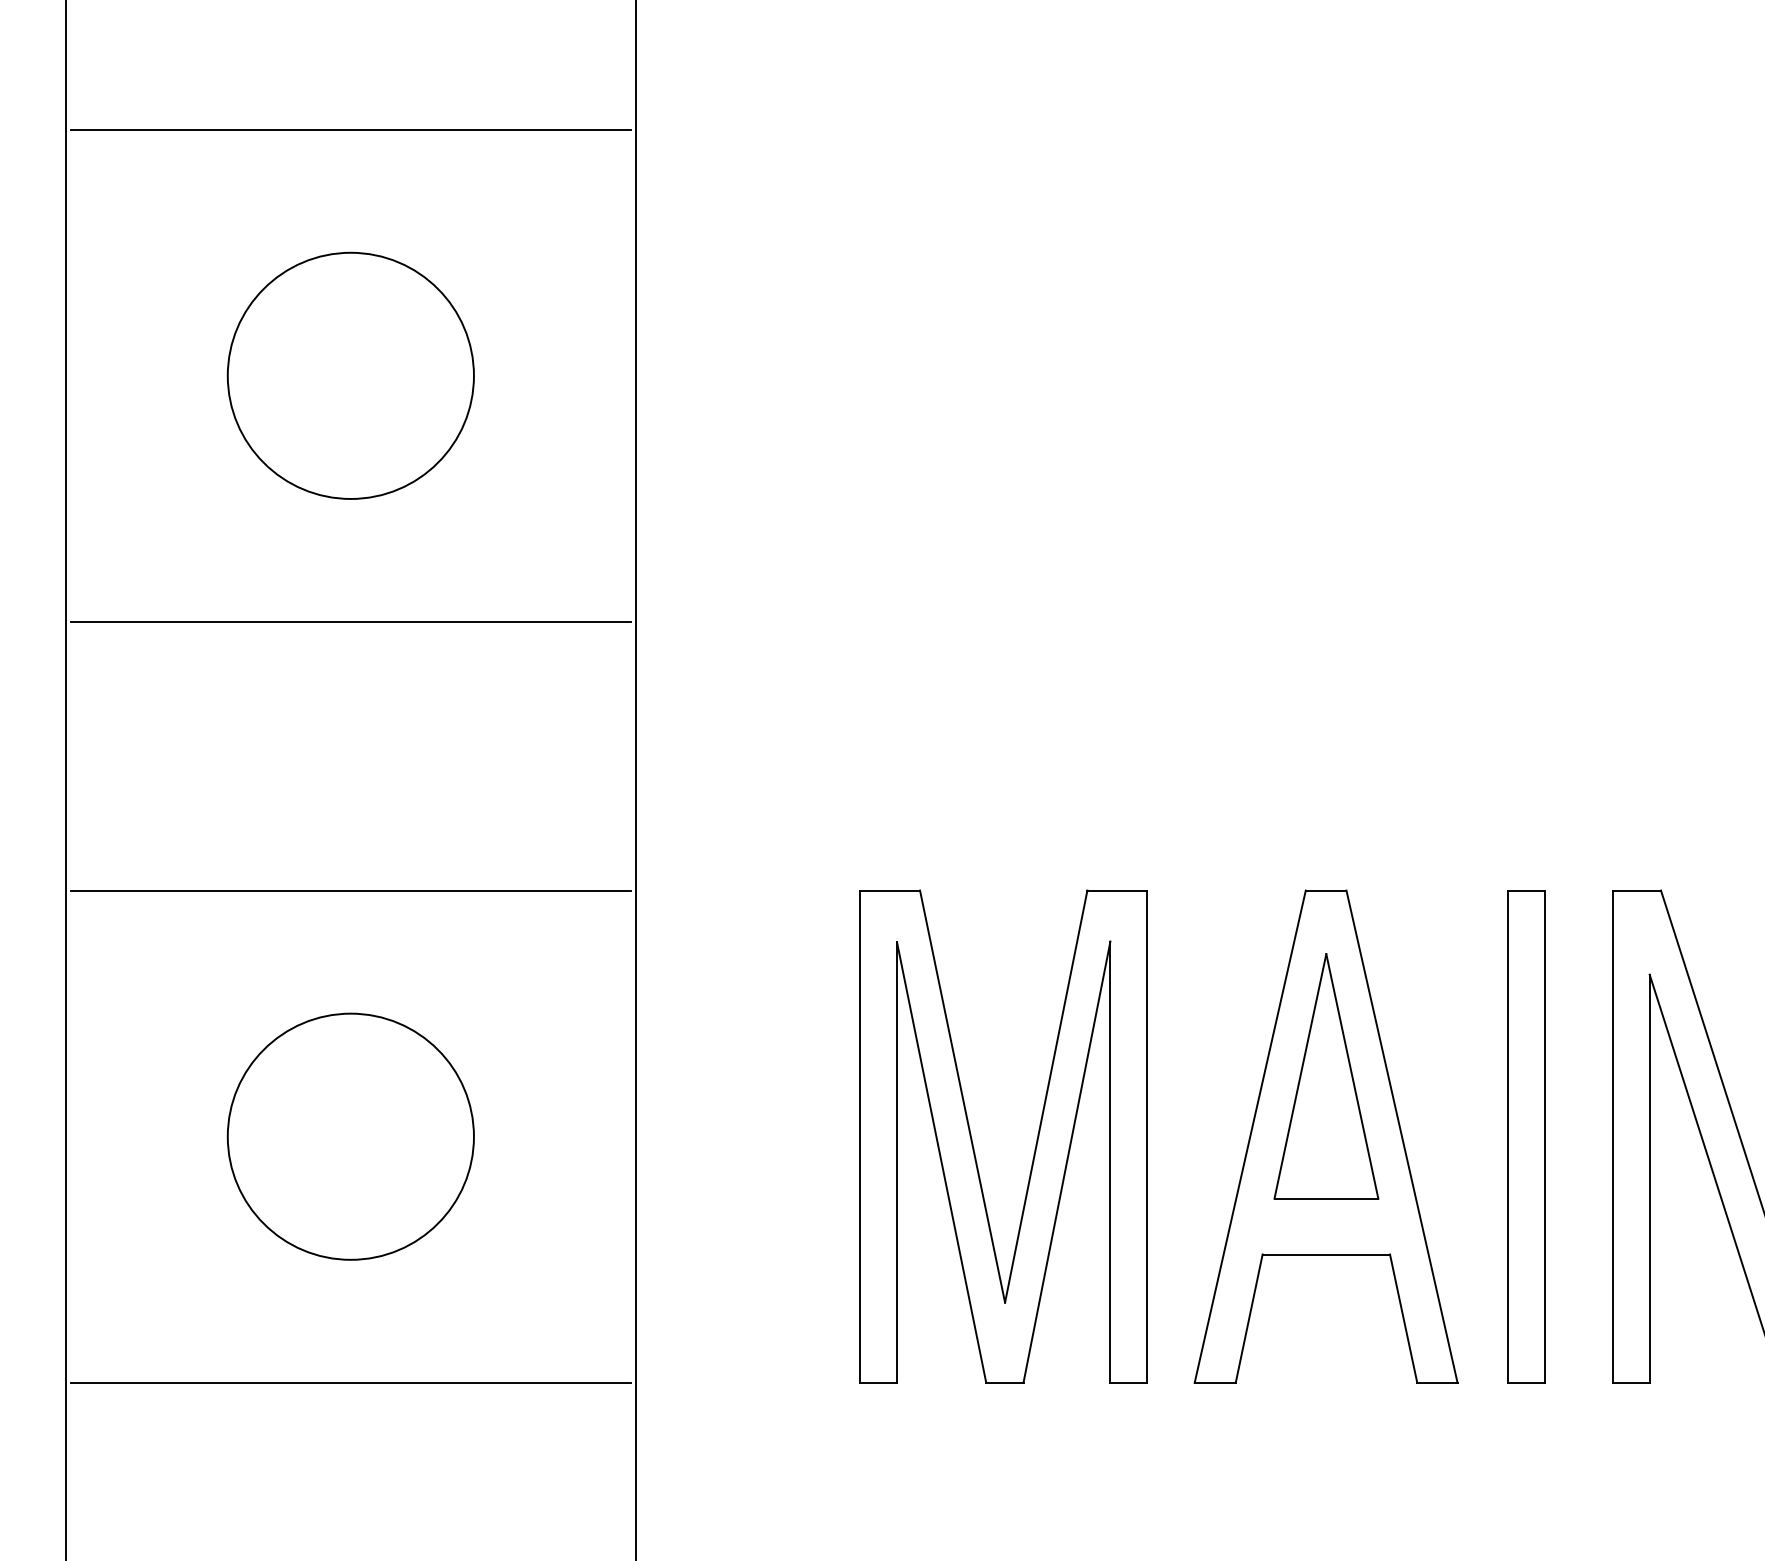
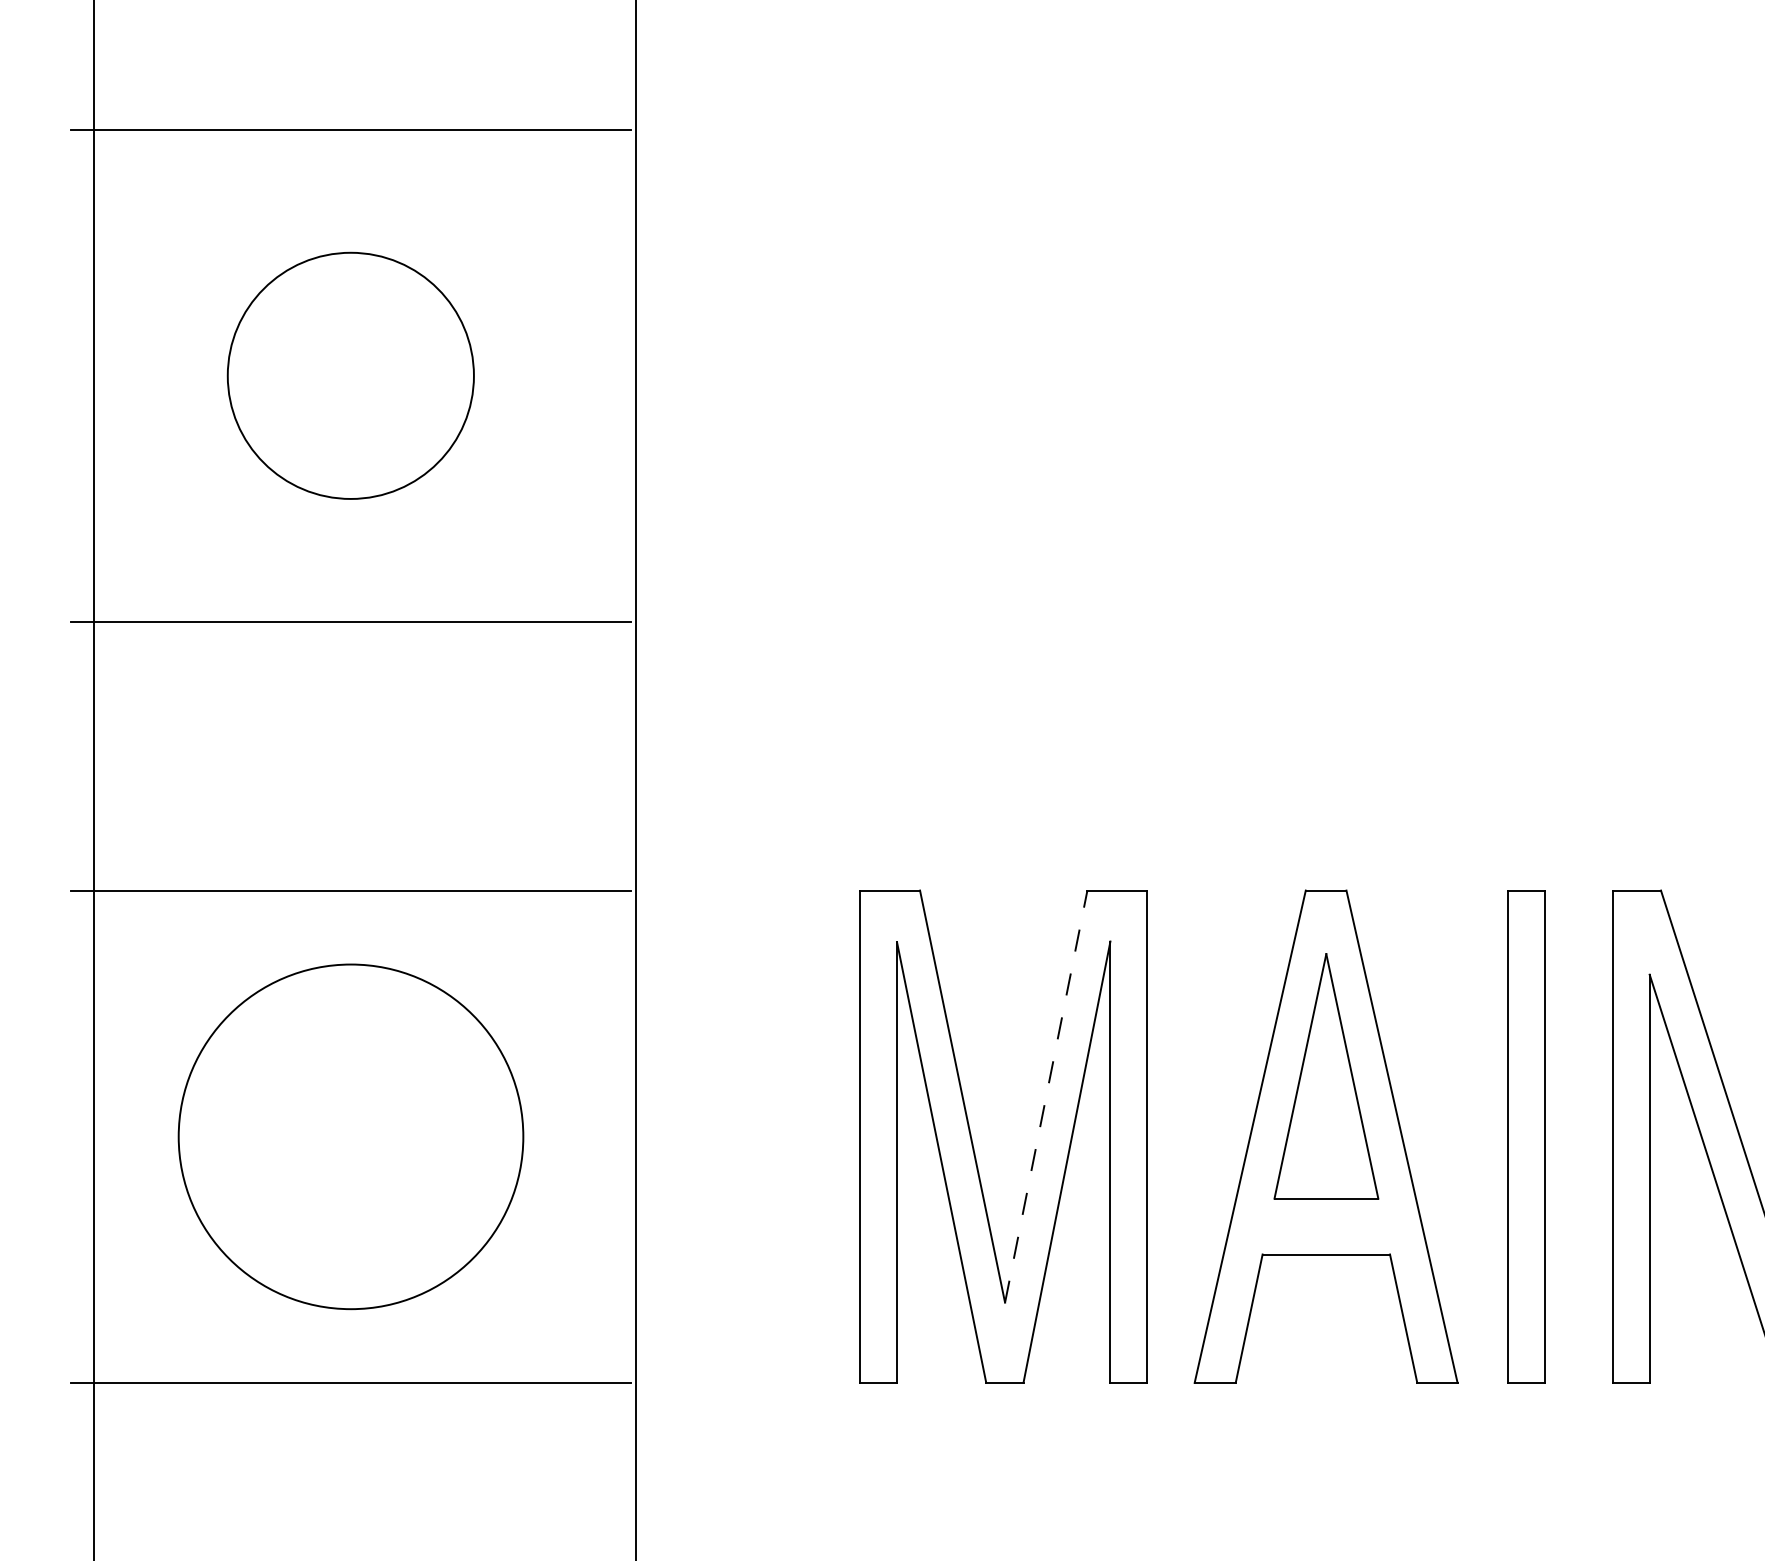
line position: (65, 779) -> (93, 779) (93, 779)
line: solid -> dashed (1046, 1096)
circle size: 249x249 px -> 348x348 px (350, 1136)
